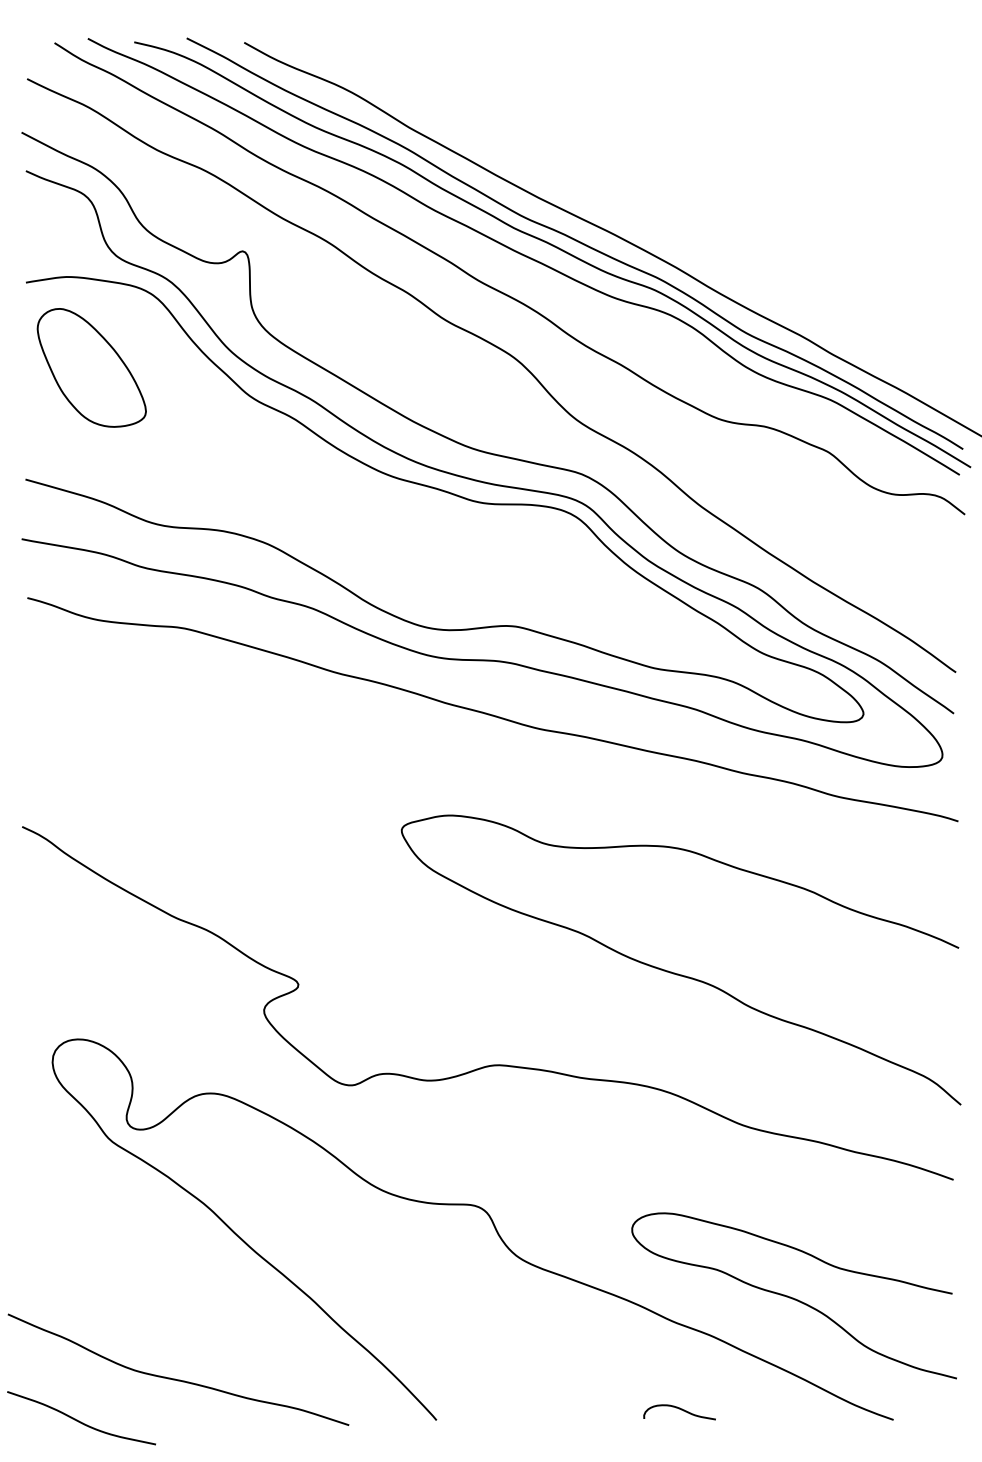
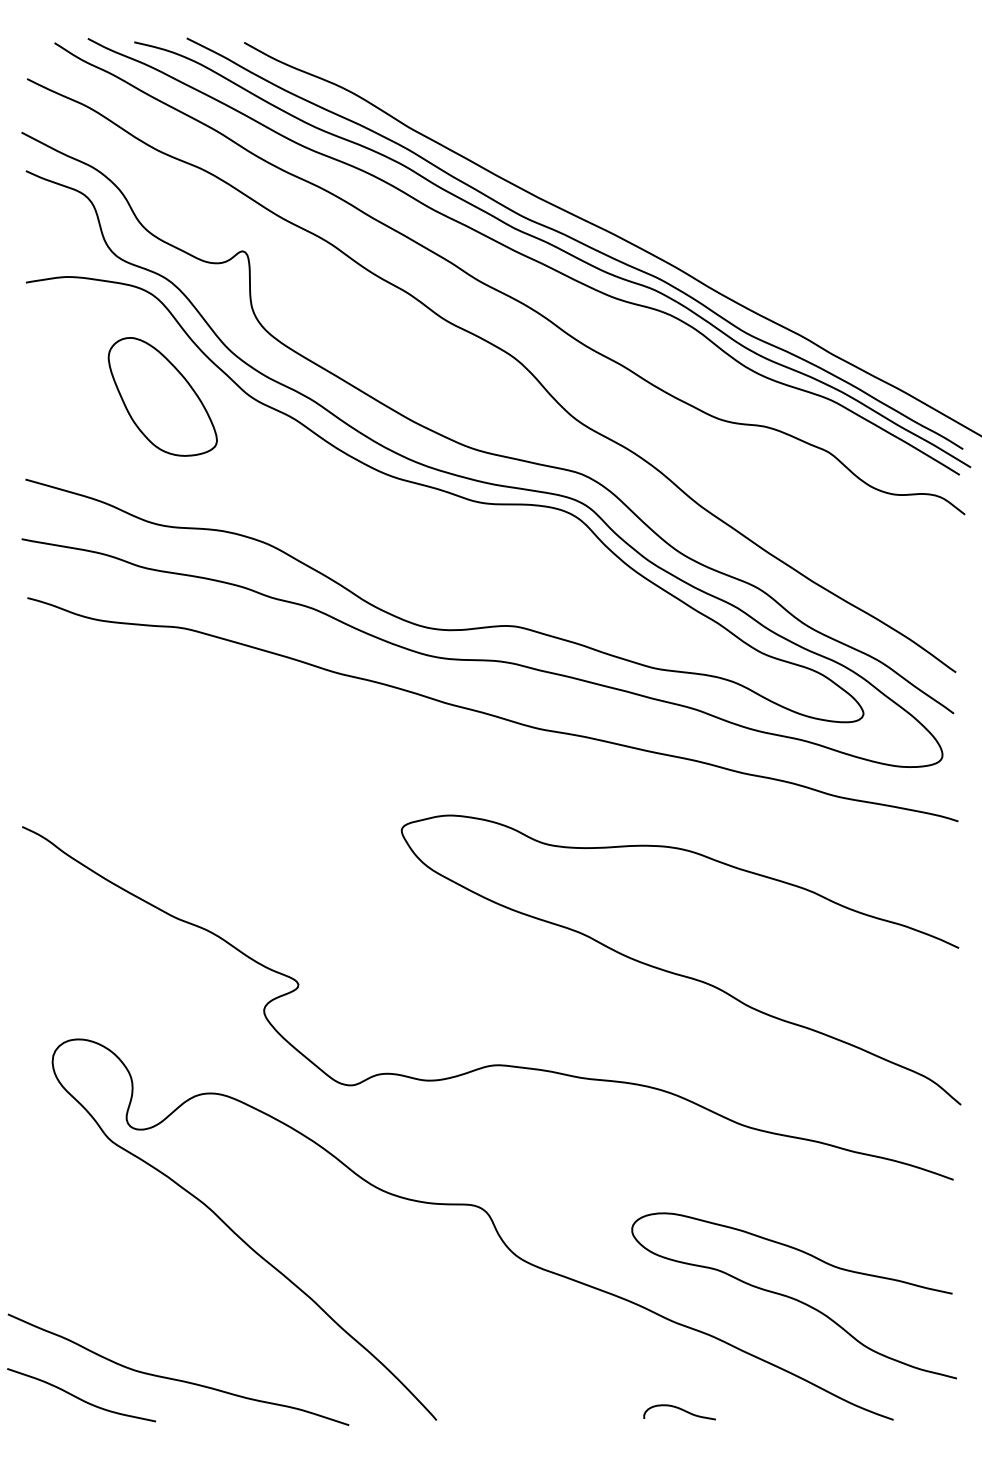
part position: (91, 367) -> (162, 396) (162, 396)
curve position: (79, 1420) -> (79, 1397) (79, 1397)
